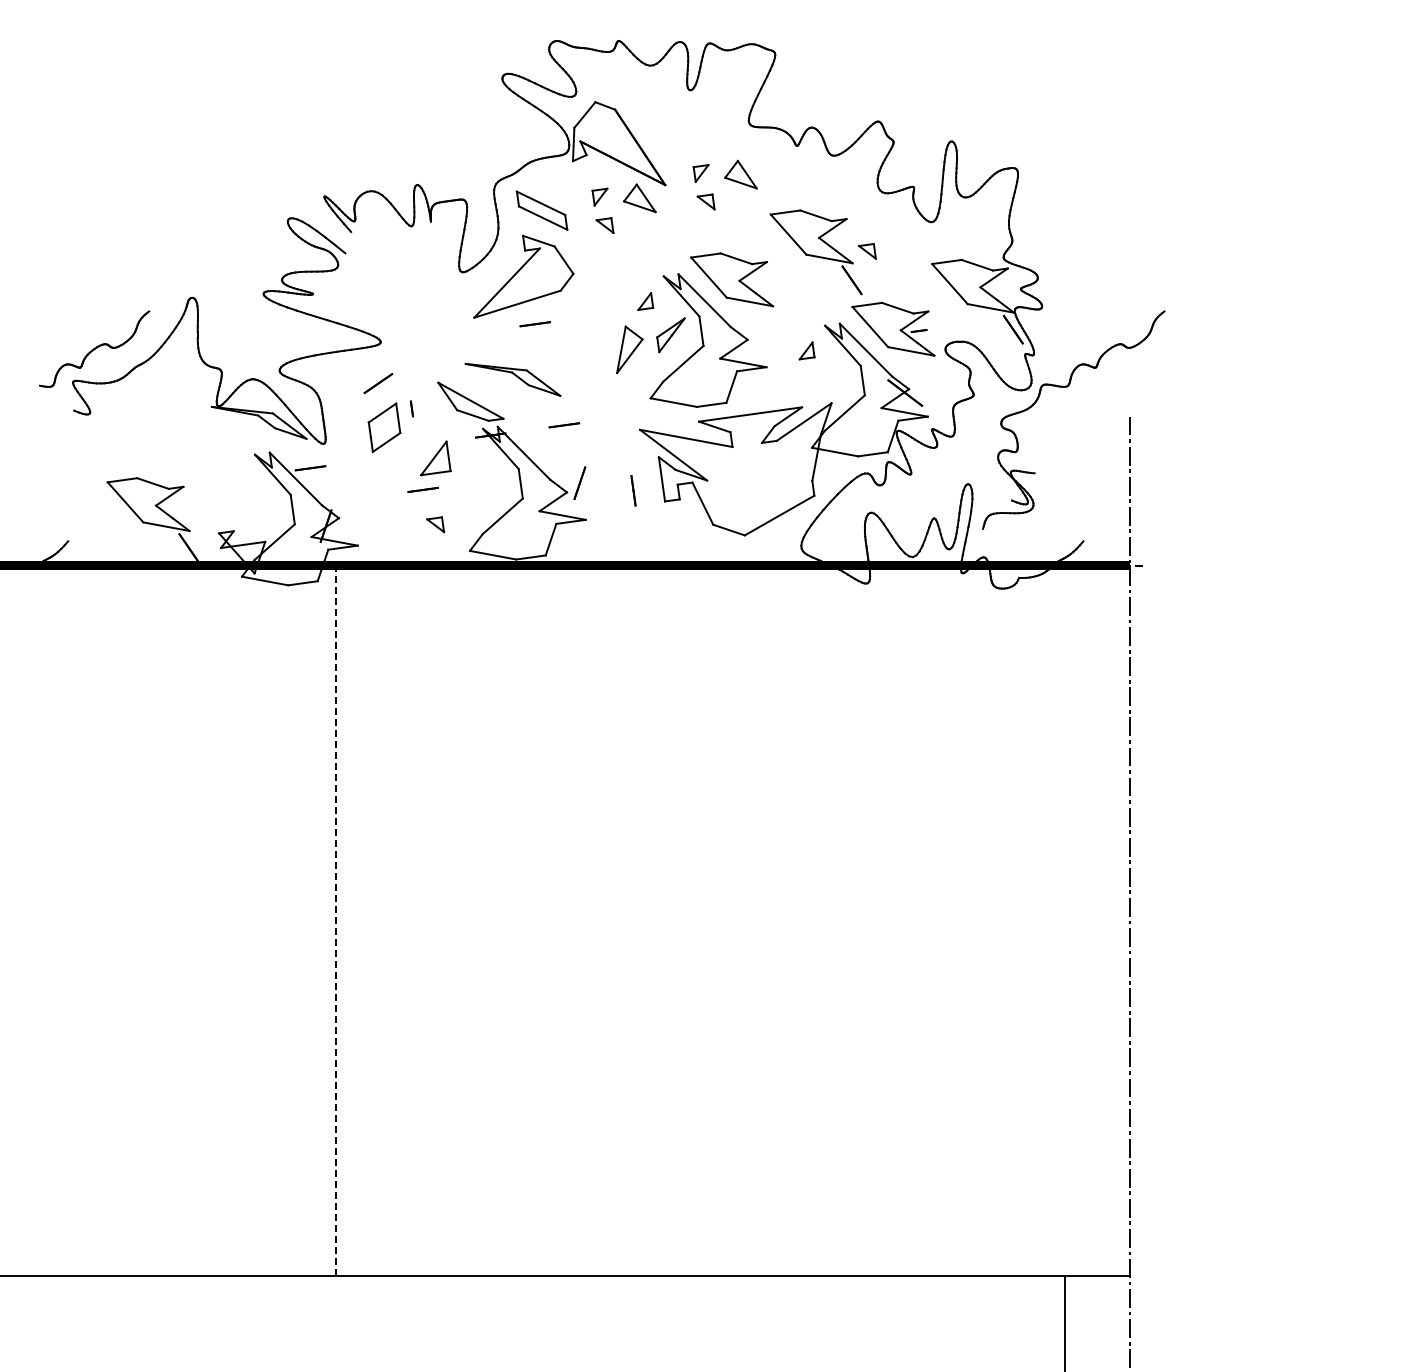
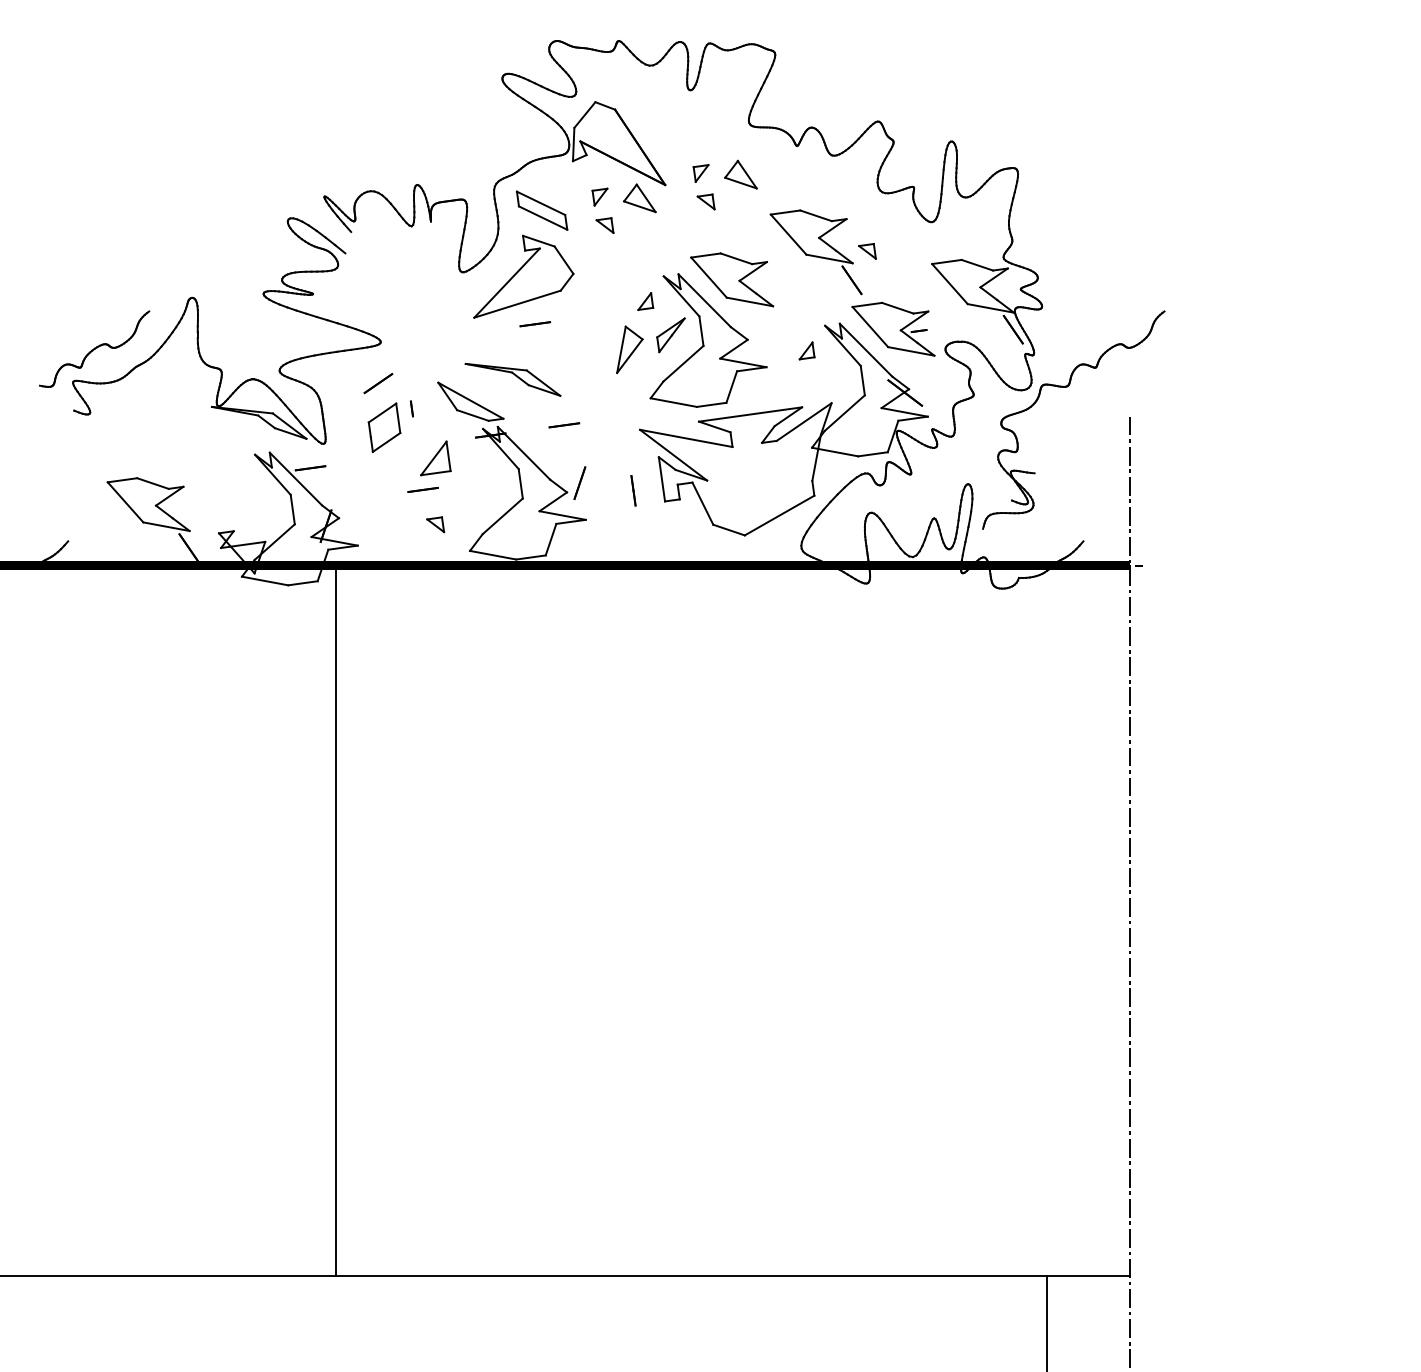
line: dashed -> solid (335, 920)
line position: (1064, 1322) -> (1046, 1322) (1046, 1322)
